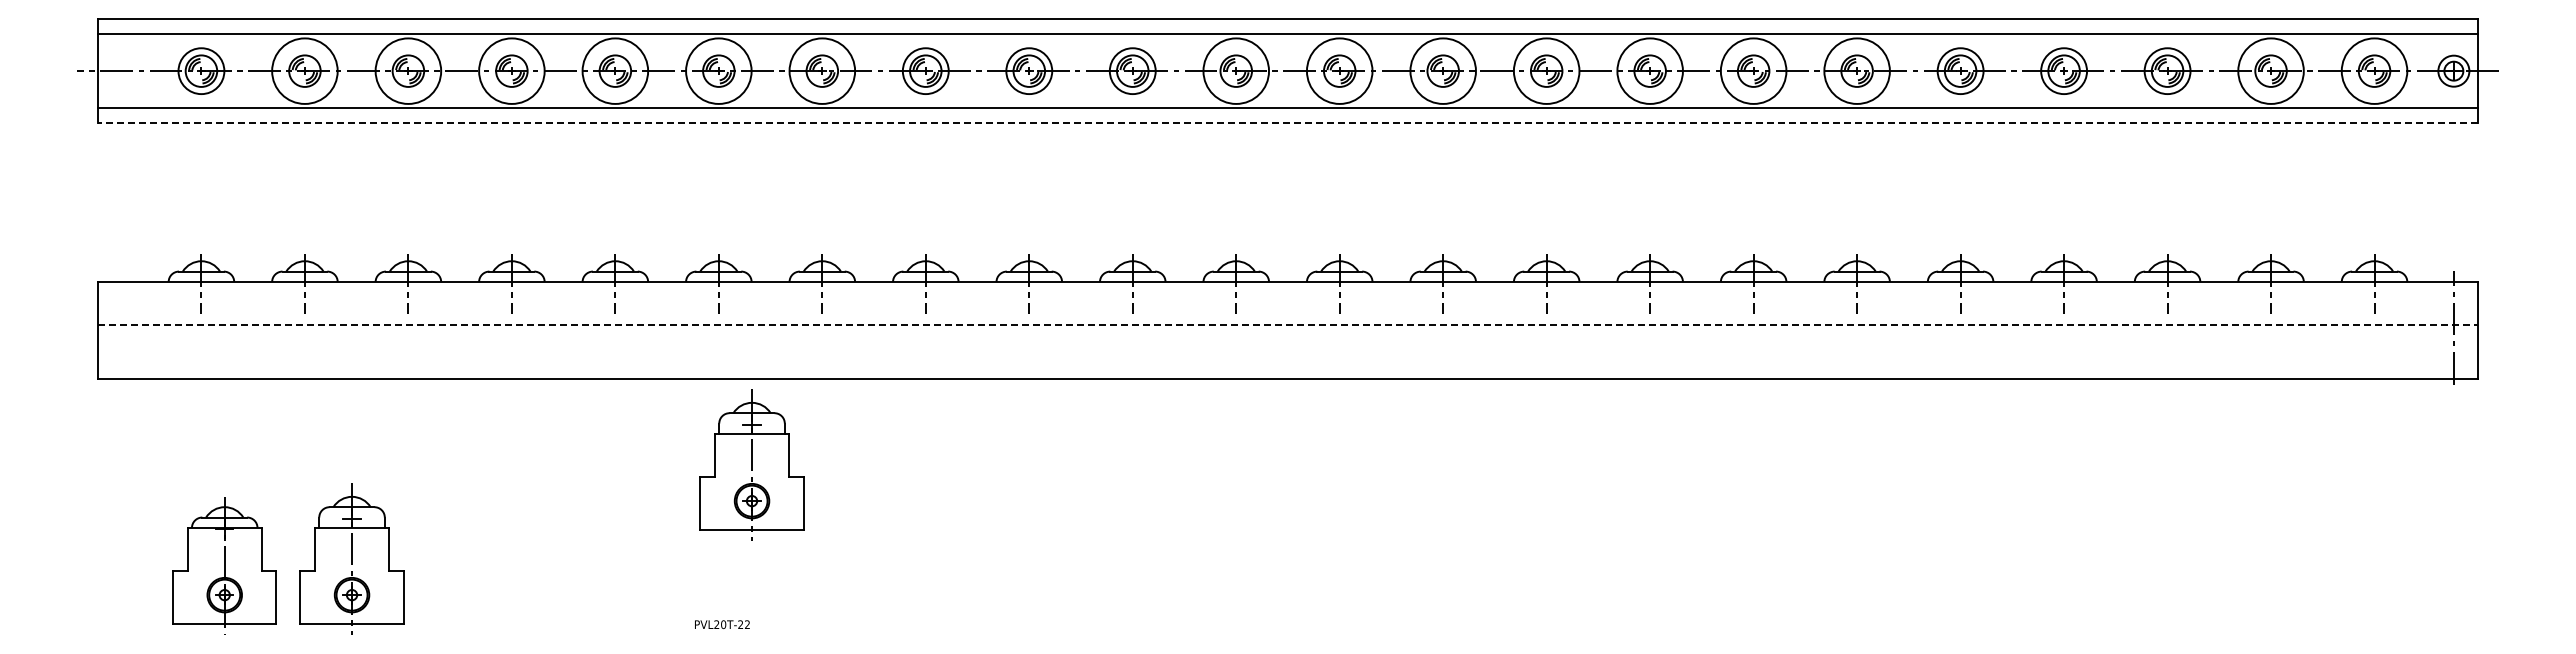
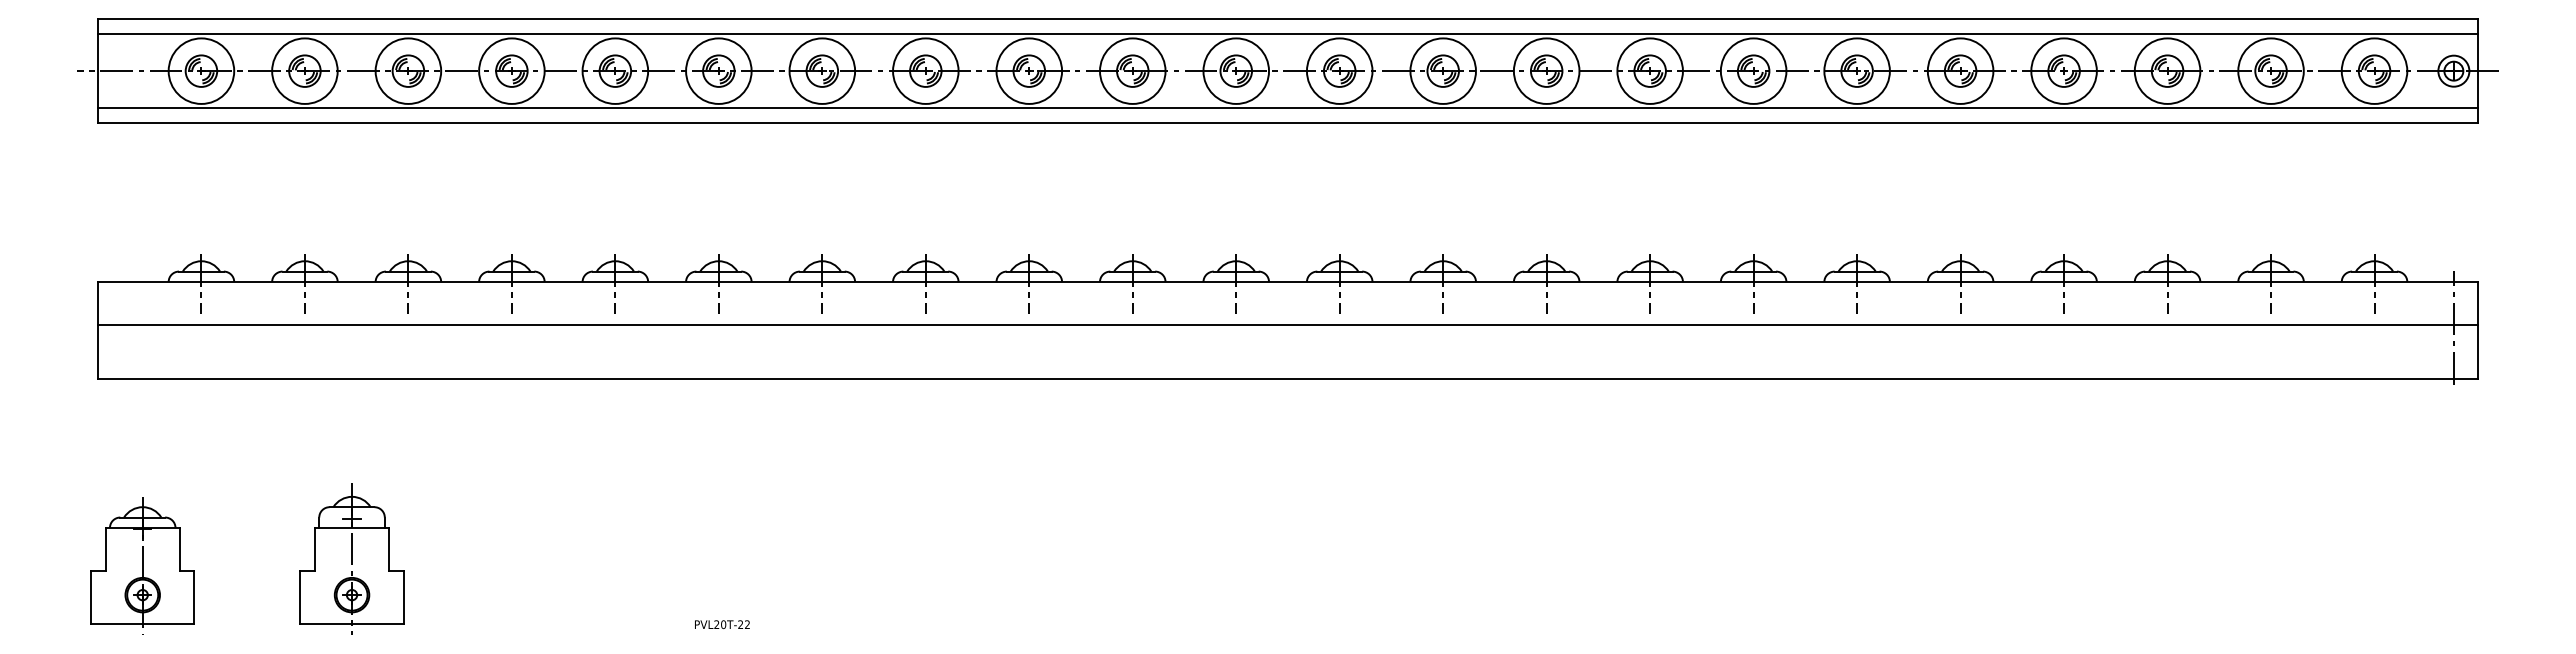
circle diameter: 46 px -> 66 px (201, 70)
circle diameter: 46 px -> 66 px (925, 70)
circle diameter: 46 px -> 66 px (1029, 70)
circle diameter: 46 px -> 66 px (1132, 70)
circle diameter: 46 px -> 66 px (1960, 70)
circle diameter: 46 px -> 66 px (2063, 70)
circle diameter: 46 px -> 66 px (2167, 70)
line: dashed -> solid (1287, 122)
line: dashed -> solid (1288, 325)
part: present -> none (751, 464)
part position: (224, 565) -> (142, 565) (142, 565)
